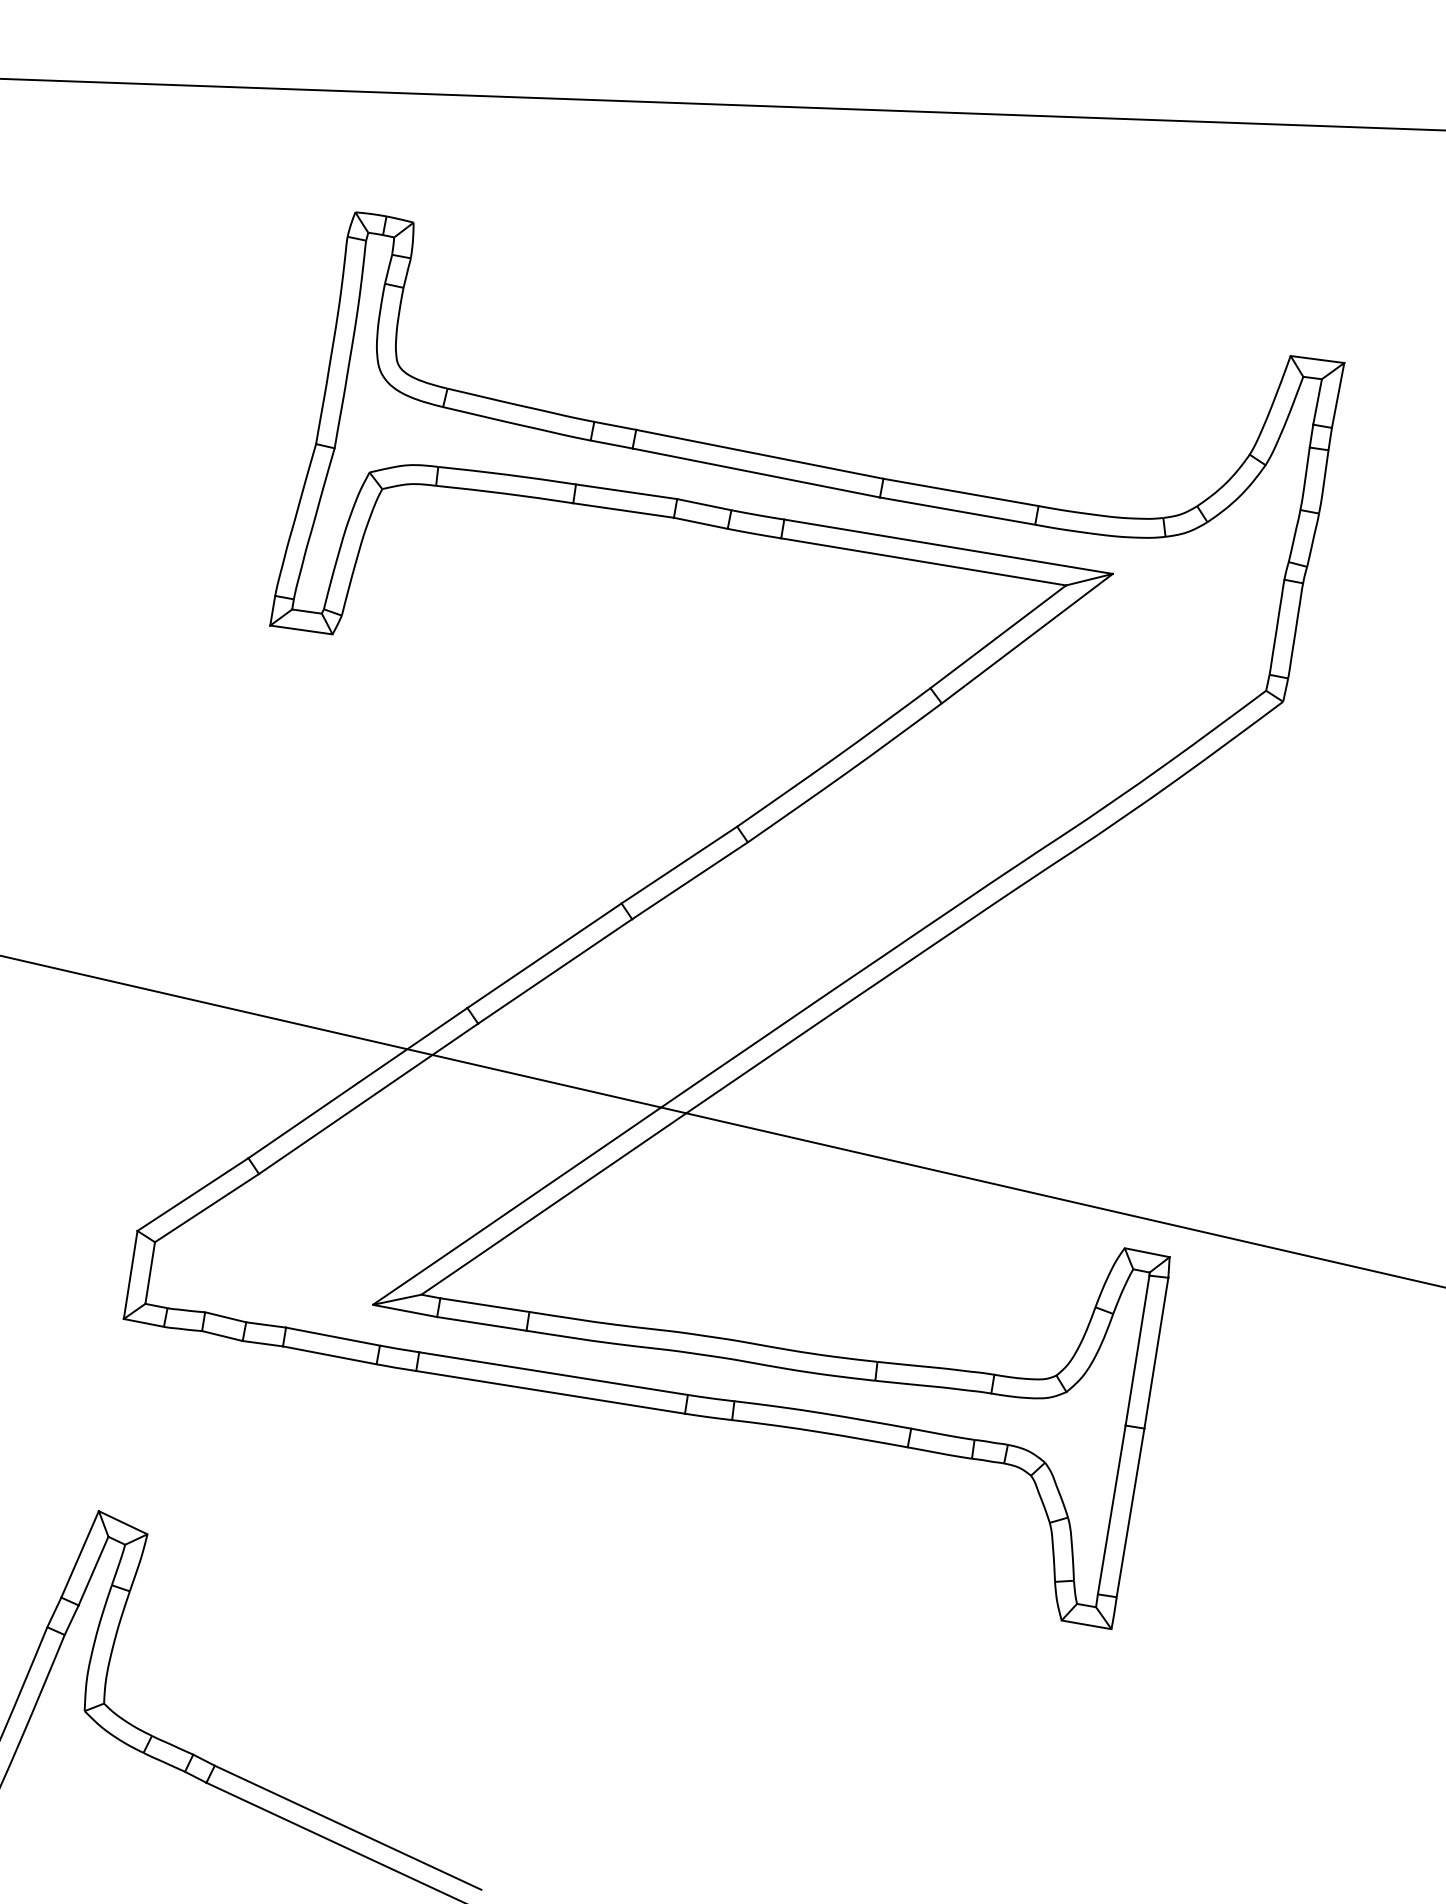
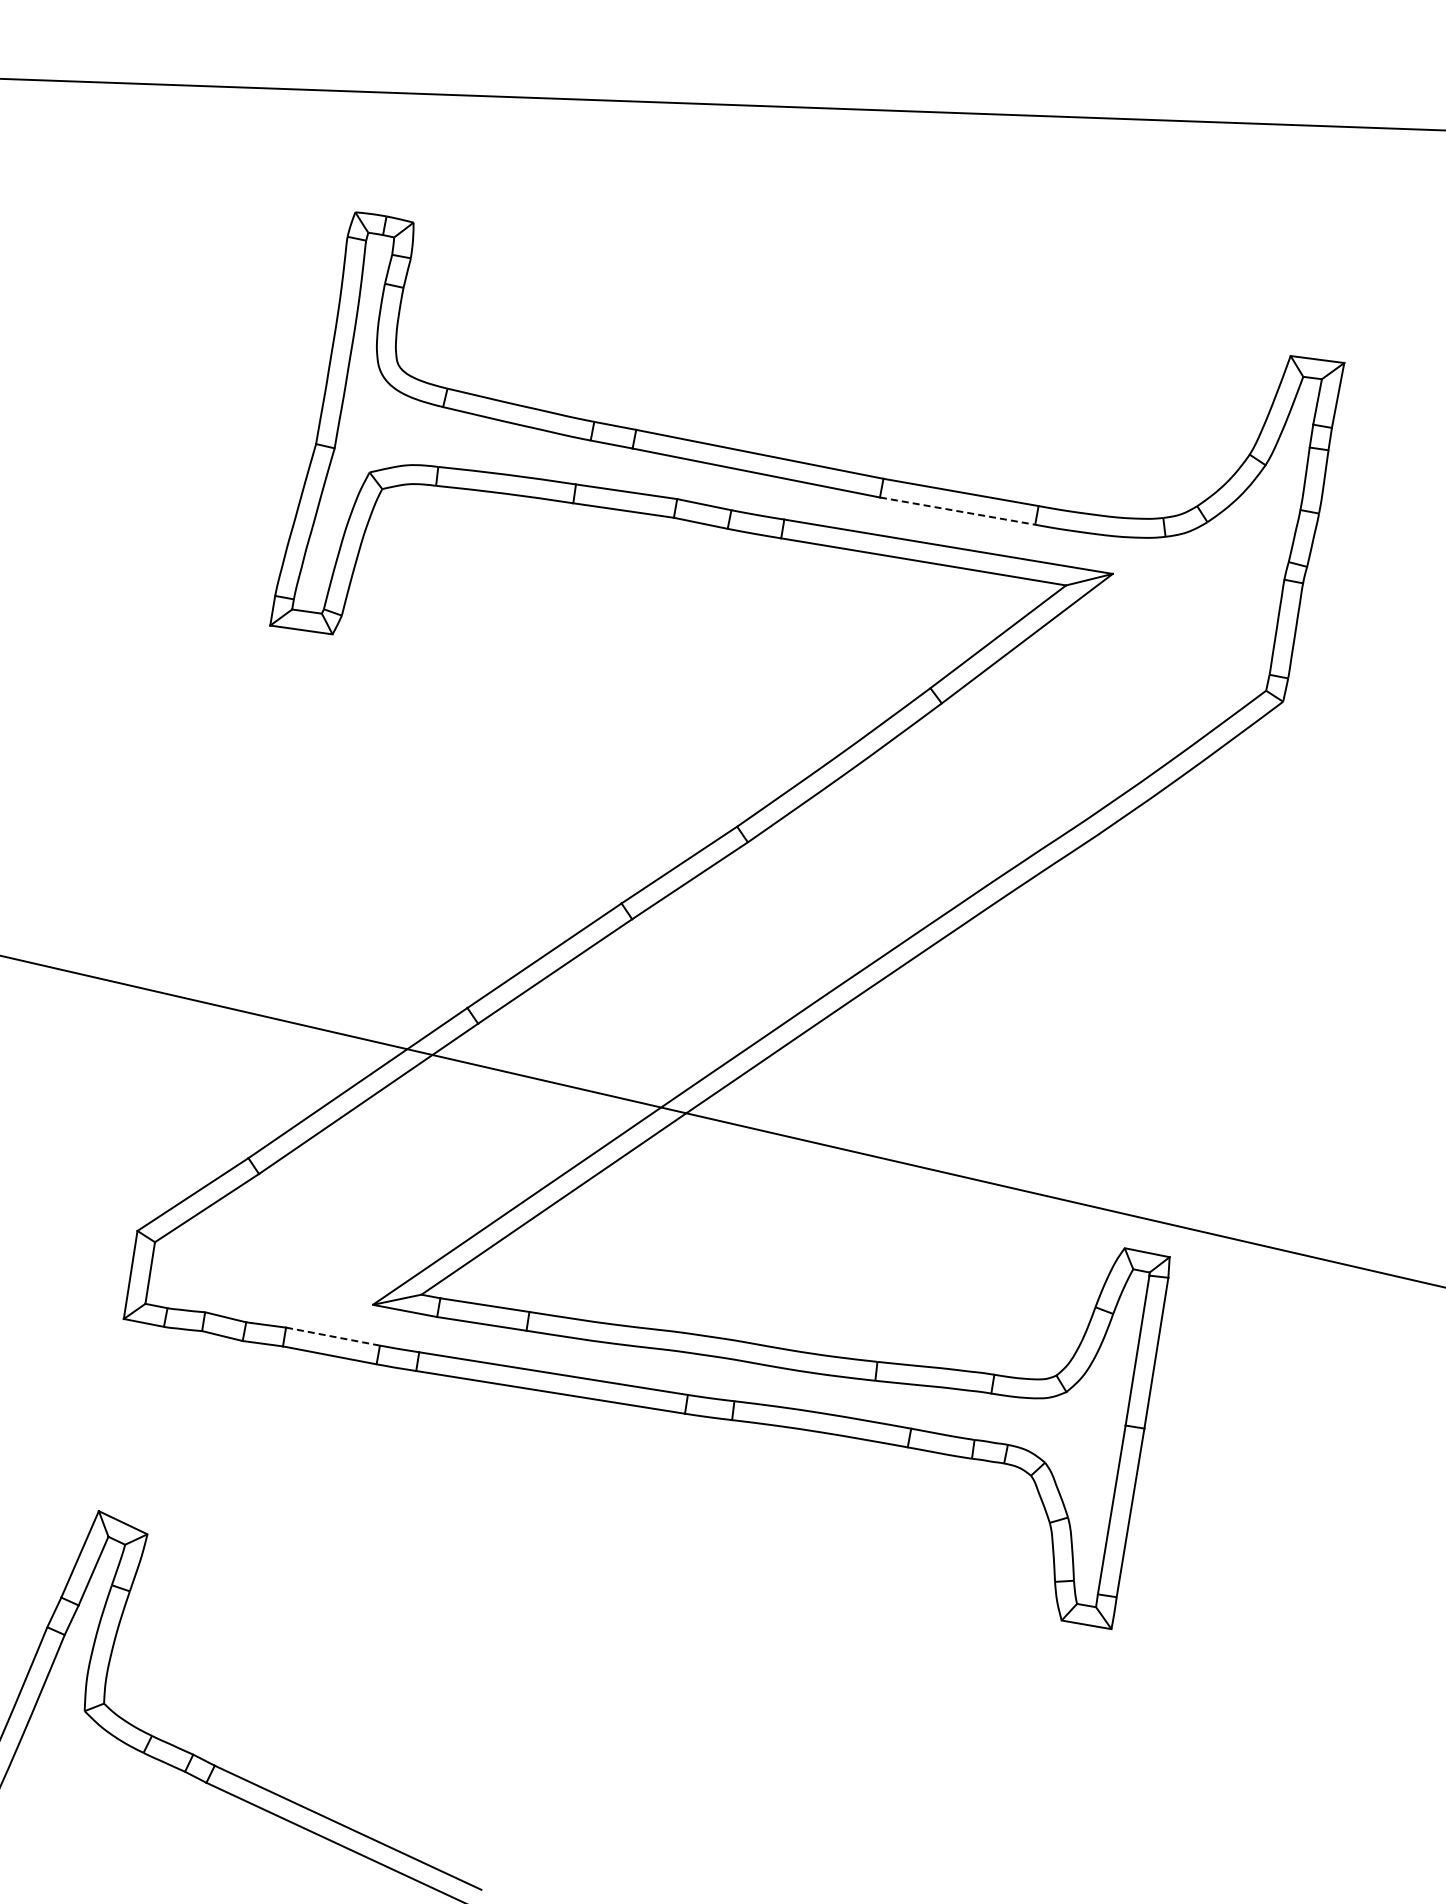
line: solid -> dashed (957, 511)
line: solid -> dashed (333, 1336)
